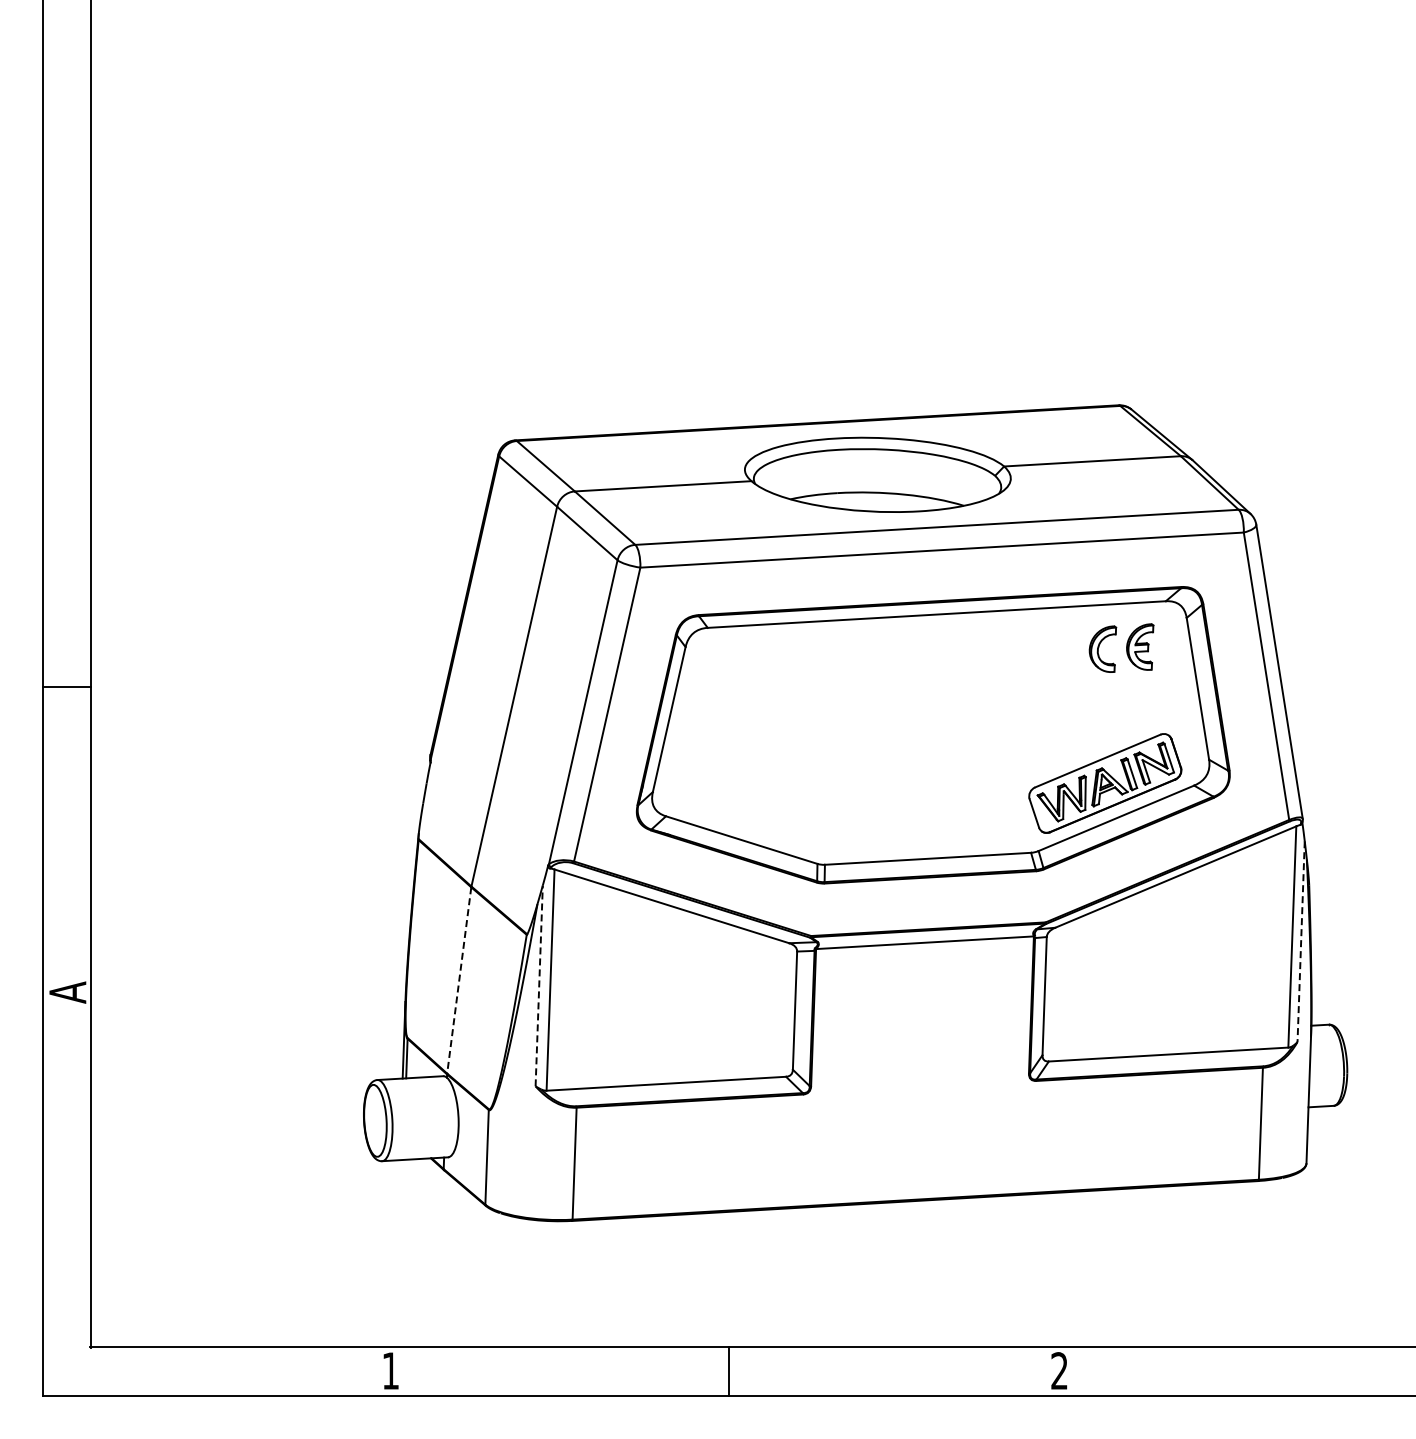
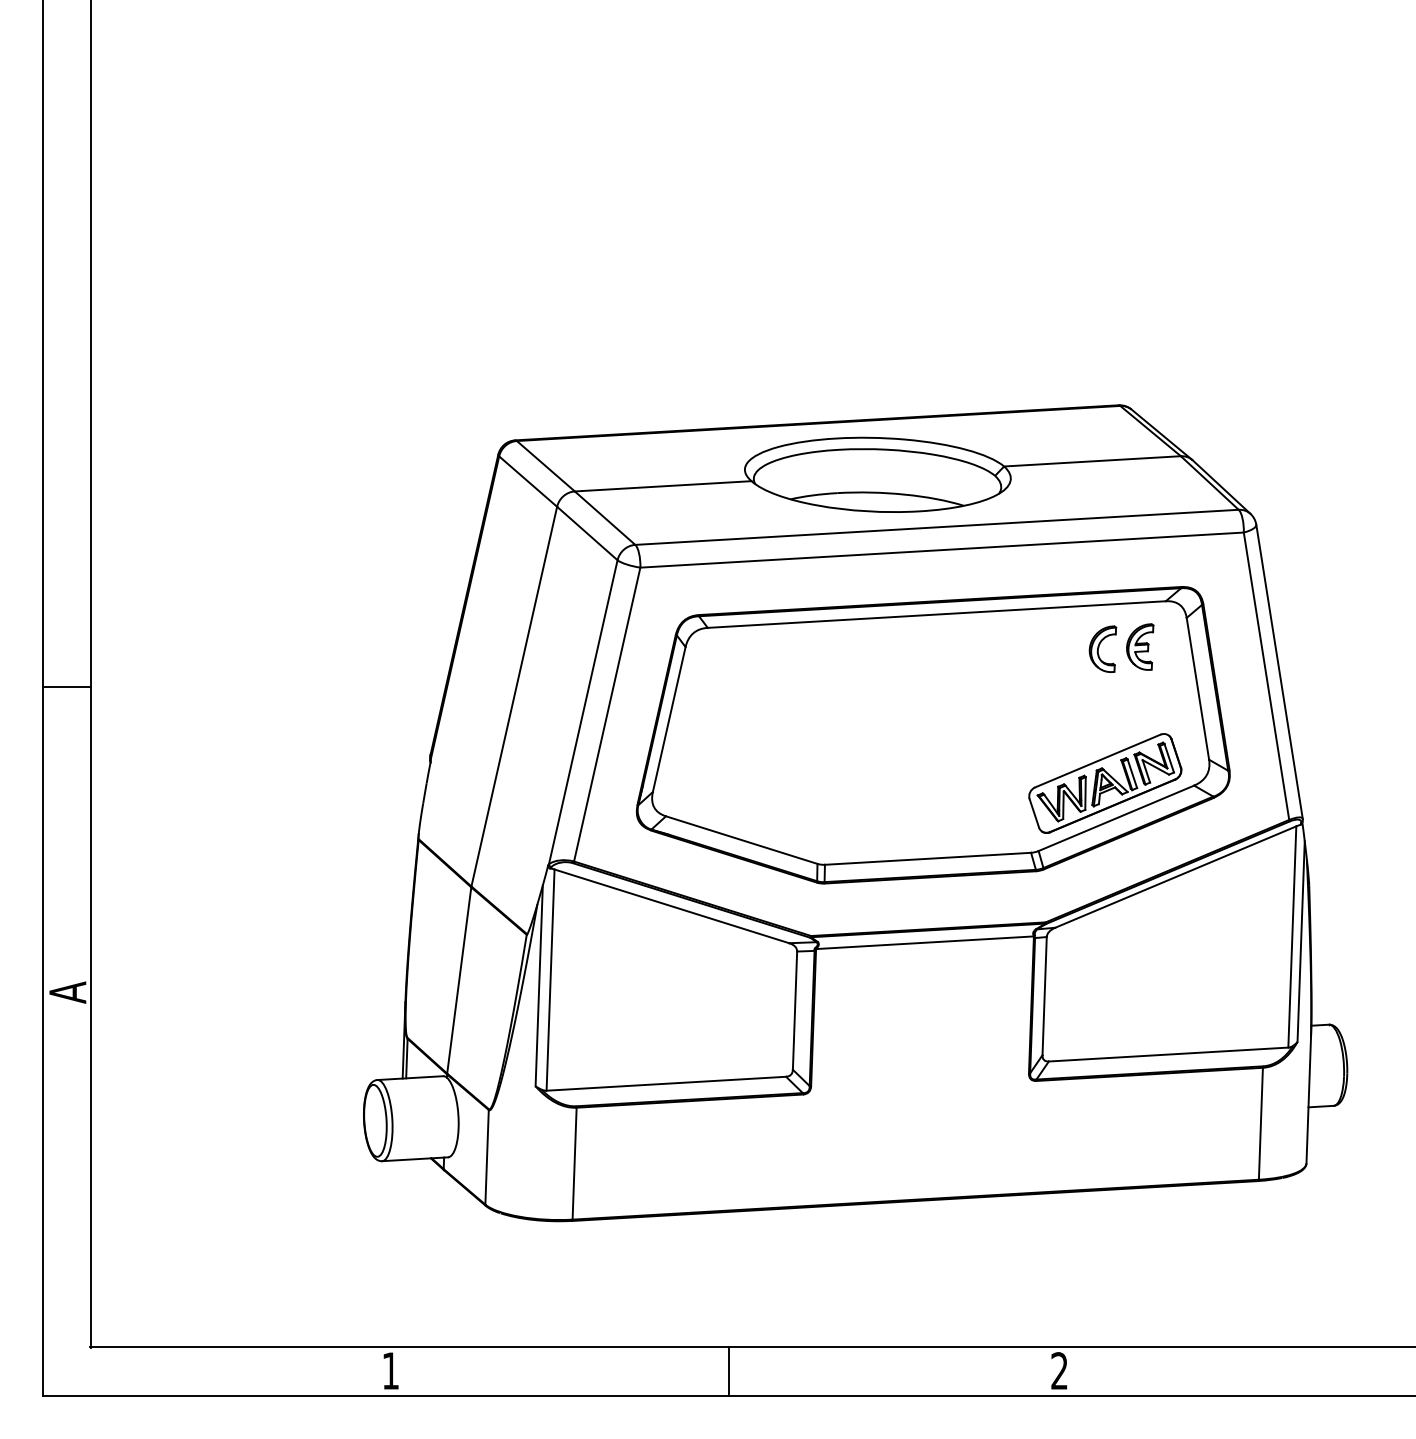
line: dashed -> solid (1301, 942)
line: dashed -> solid (459, 980)
line: dashed -> solid (539, 985)
